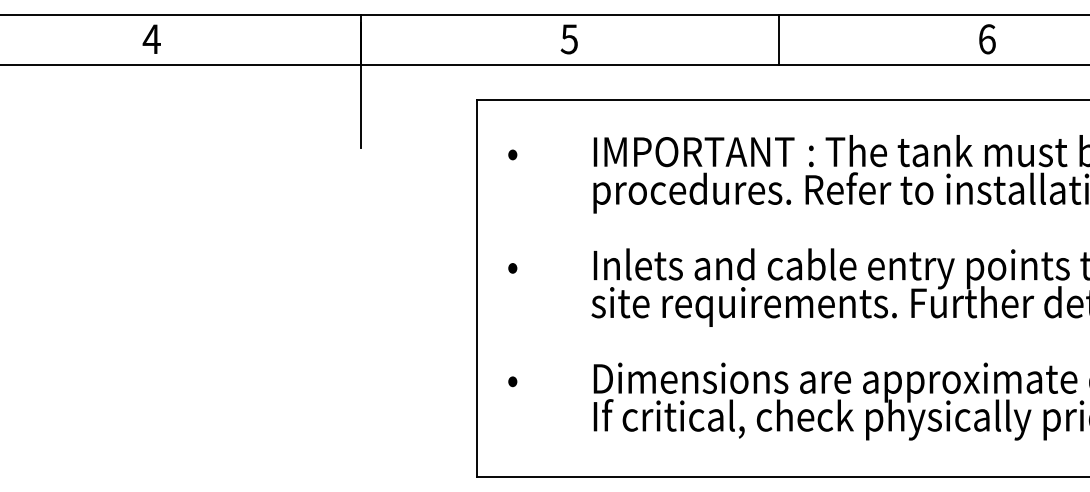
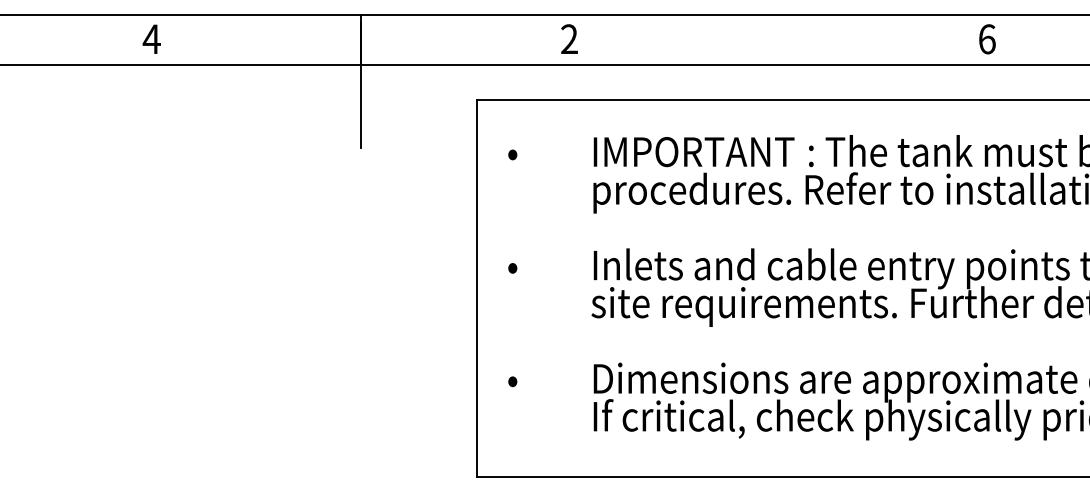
text: 5 -> 2 (568, 39)
line: present -> none (778, 39)
